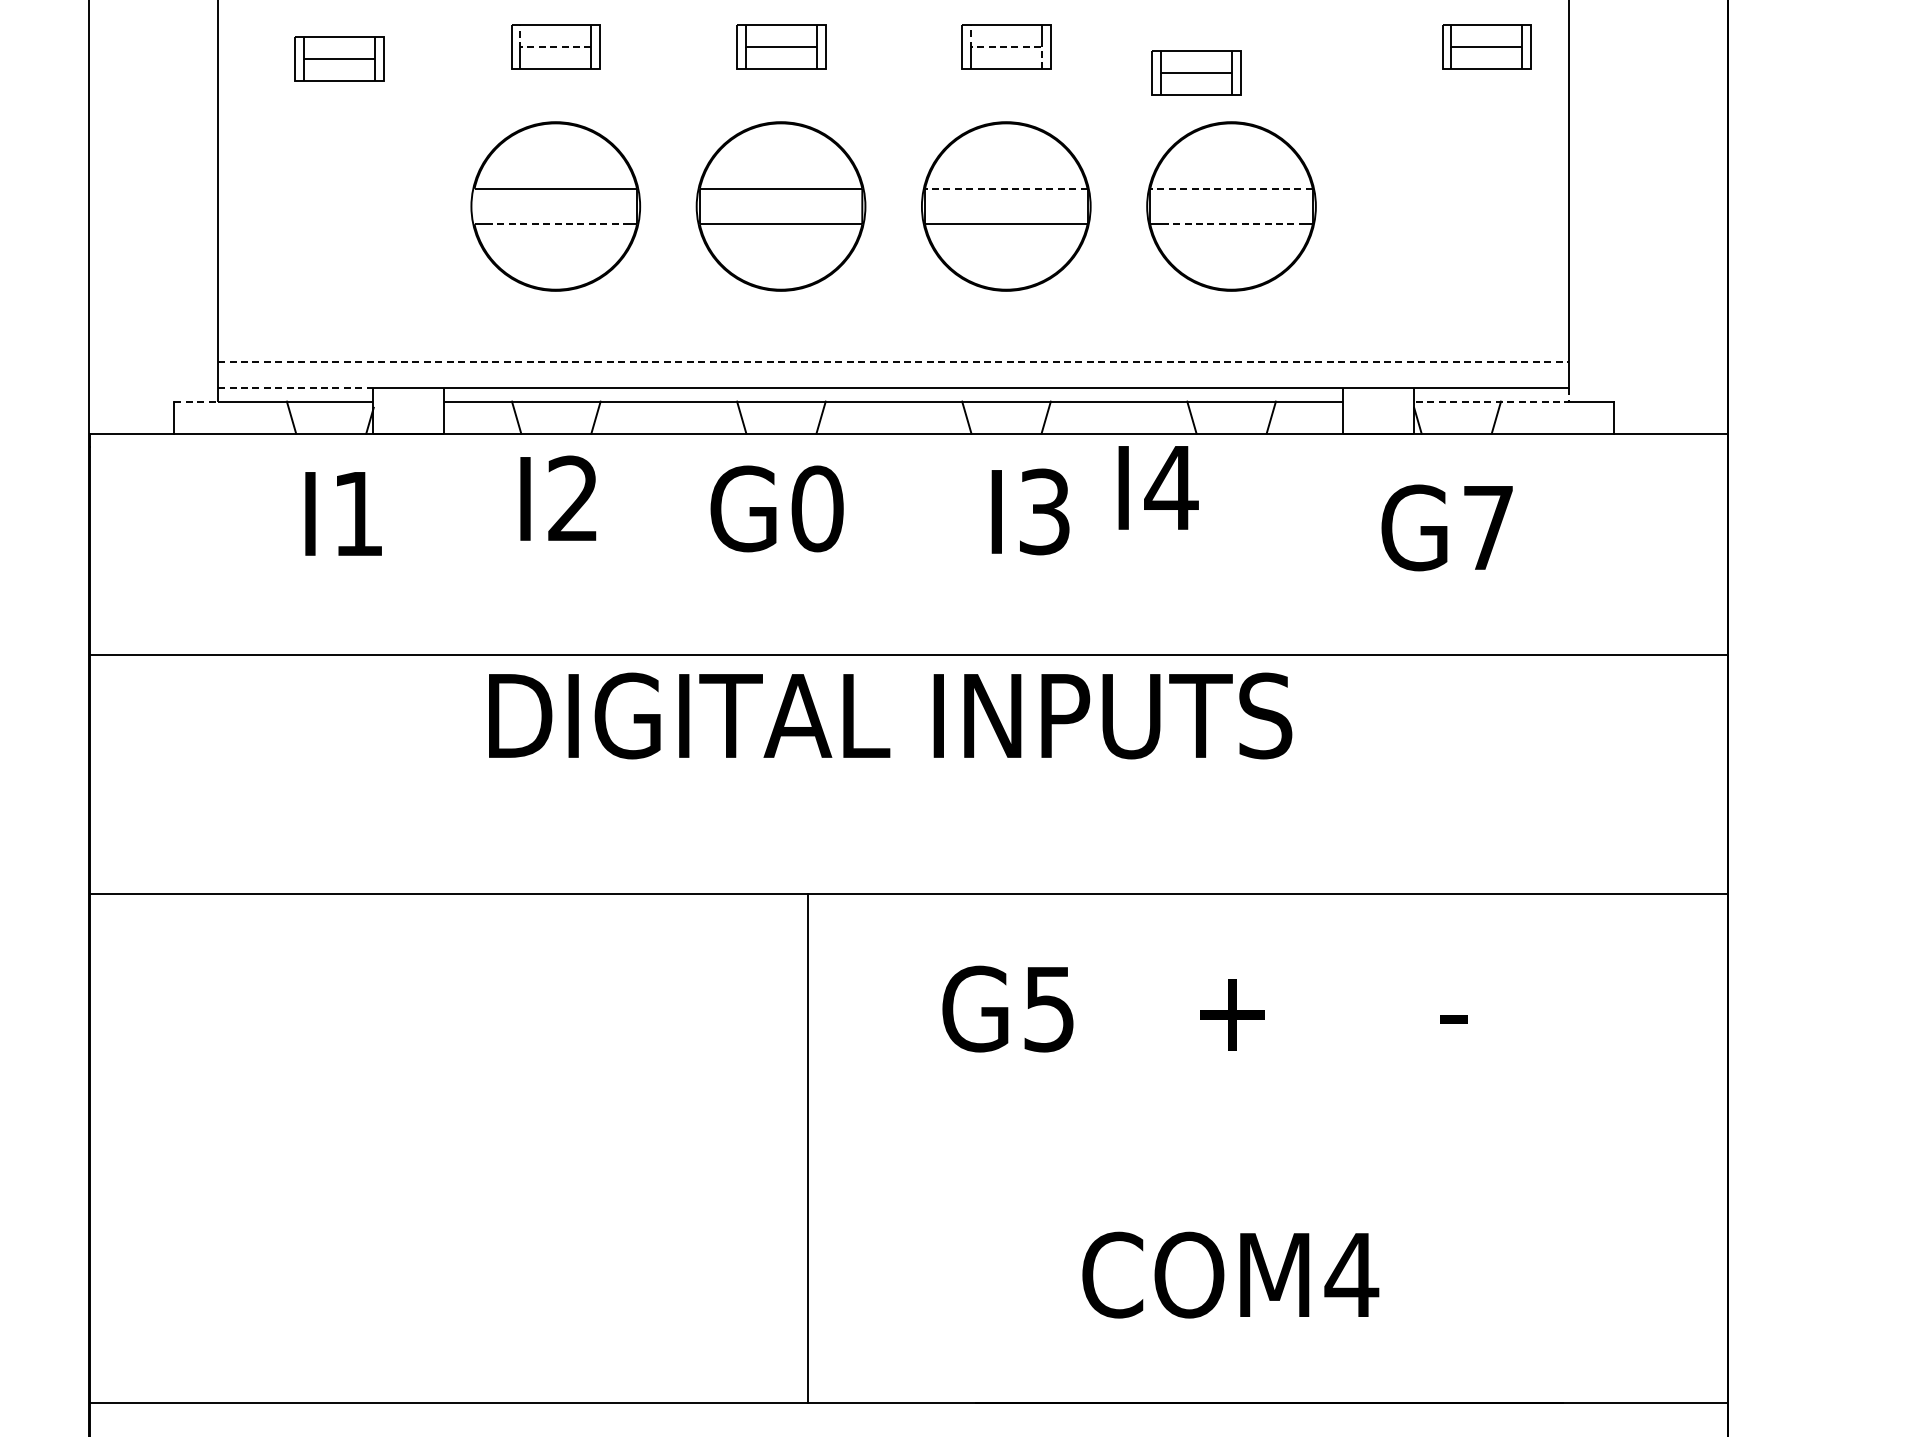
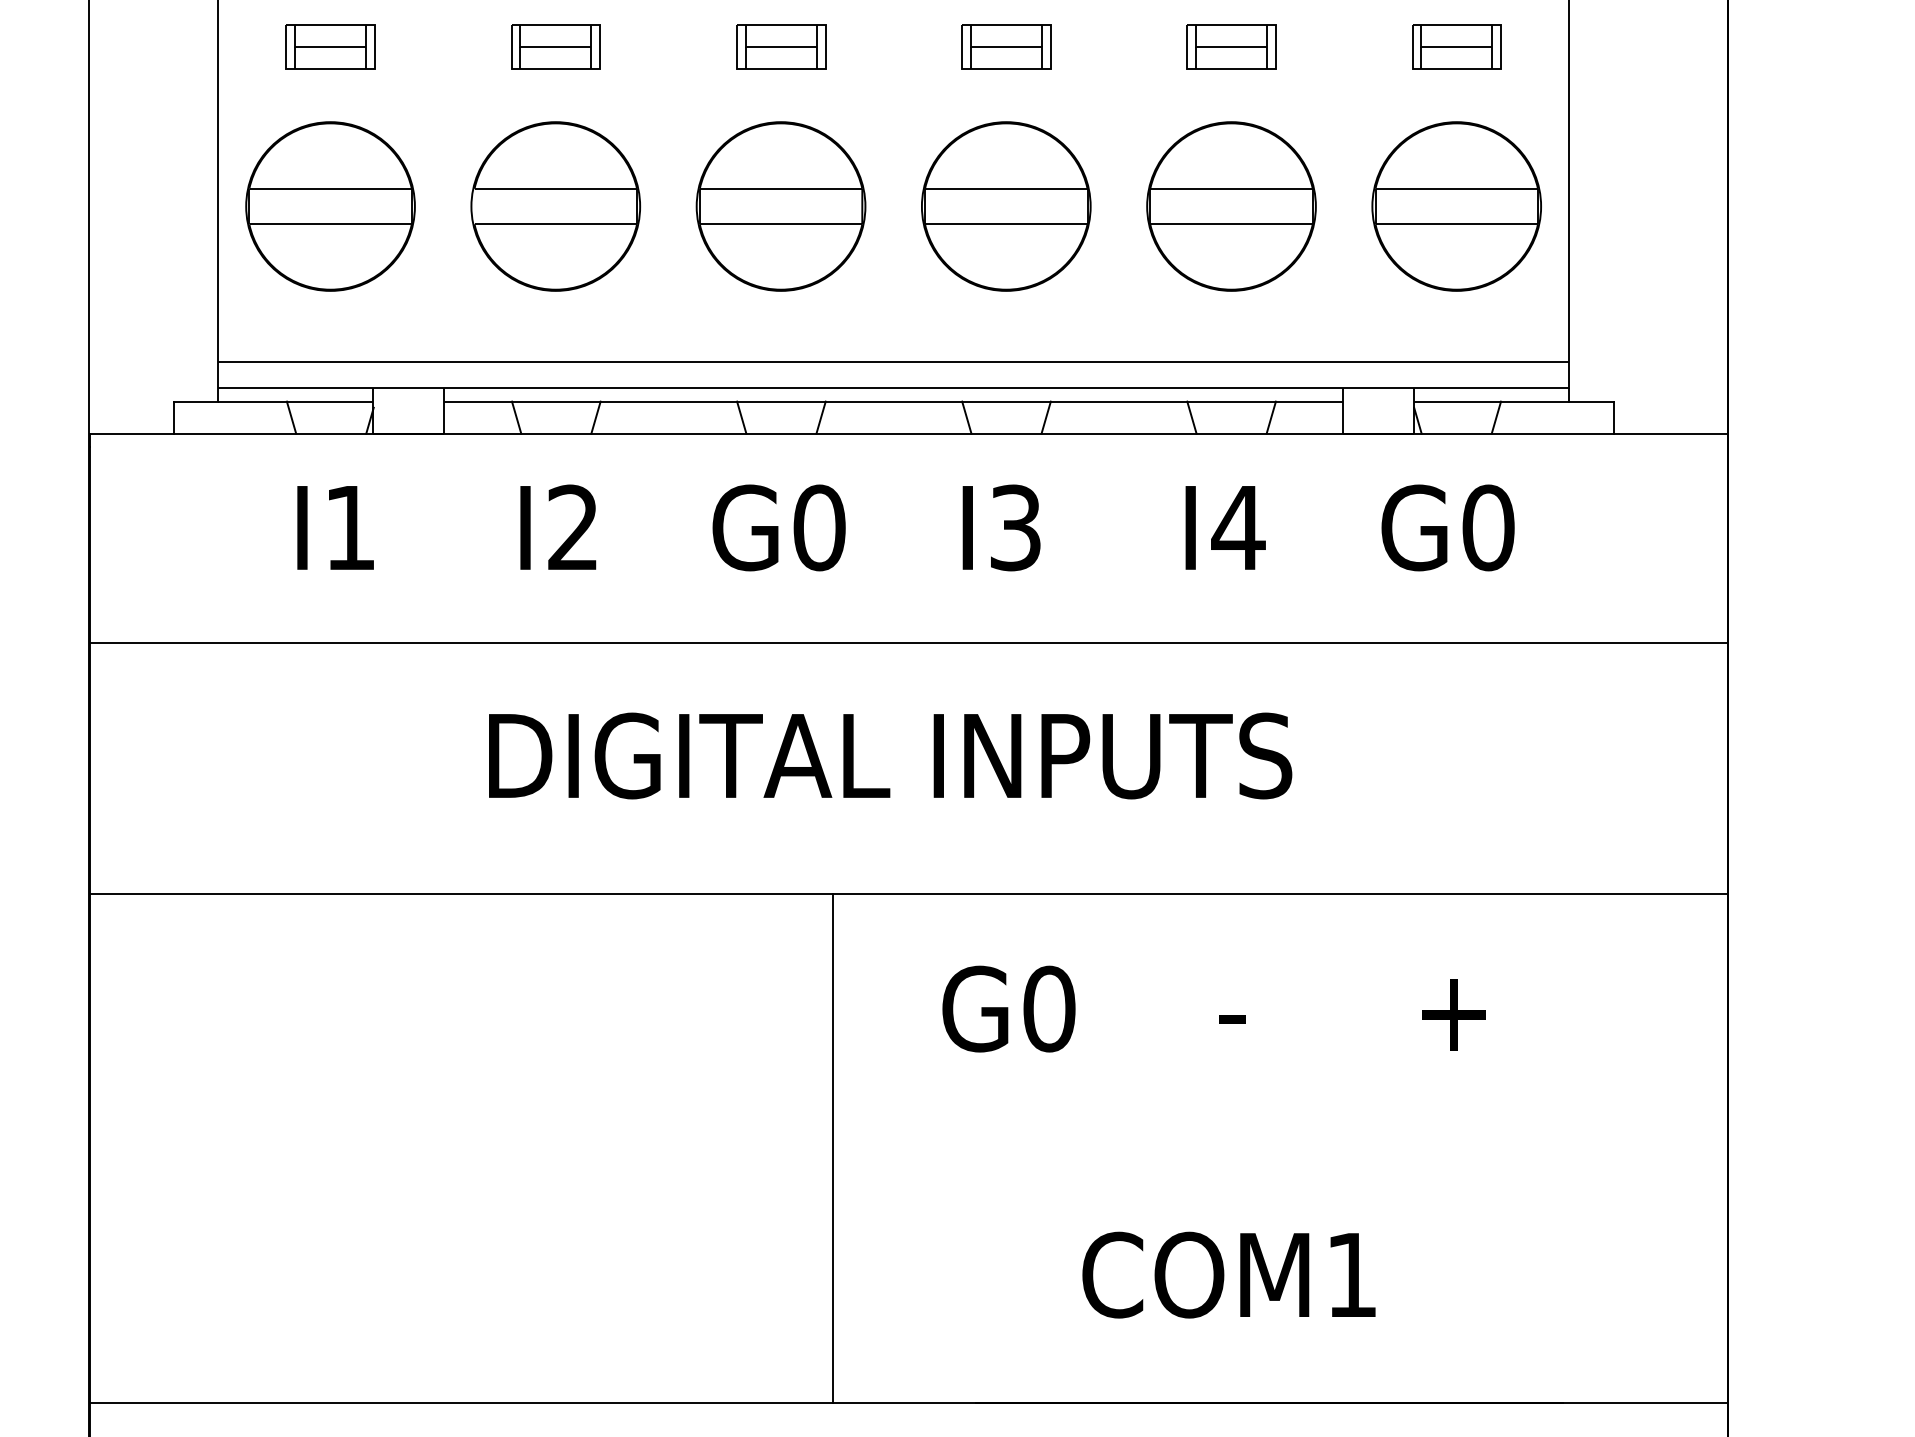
line: dashed -> solid (543, 46)
line: dashed -> solid (1005, 46)
part position: (1486, 46) -> (1456, 46) (1456, 46)
part position: (339, 58) -> (330, 46) (330, 46)
part position: (1196, 72) -> (1231, 46) (1231, 46)
line: dashed -> solid (1006, 188)
line: dashed -> solid (1231, 188)
part: none -> present (330, 206)
part: none -> present (1456, 206)
line: dashed -> solid (555, 224)
line: dashed -> solid (1231, 224)
line: dashed -> solid (893, 361)
line: dashed -> solid (295, 388)
line: dashed -> solid (196, 401)
line: dashed -> solid (1499, 401)
text position: (1158, 487) -> (1225, 527) (1225, 527)
text position: (558, 497) -> (558, 526) (558, 526)
text position: (776, 508) -> (778, 527) (778, 527)
text position: (1030, 511) -> (1001, 527) (1001, 527)
text position: (343, 513) -> (335, 527) (335, 527)
text: G7 -> G0 (1488, 527)
line position: (908, 654) -> (908, 642) (908, 642)
text position: (890, 715) -> (890, 755) (890, 755)
text: G5 -> G0 (1049, 1008)
text: + -> - (1232, 1014)
text: - -> + (1453, 1014)
line position: (807, 1148) -> (832, 1148) (832, 1148)
text: COM4 -> COM1 (1351, 1274)
